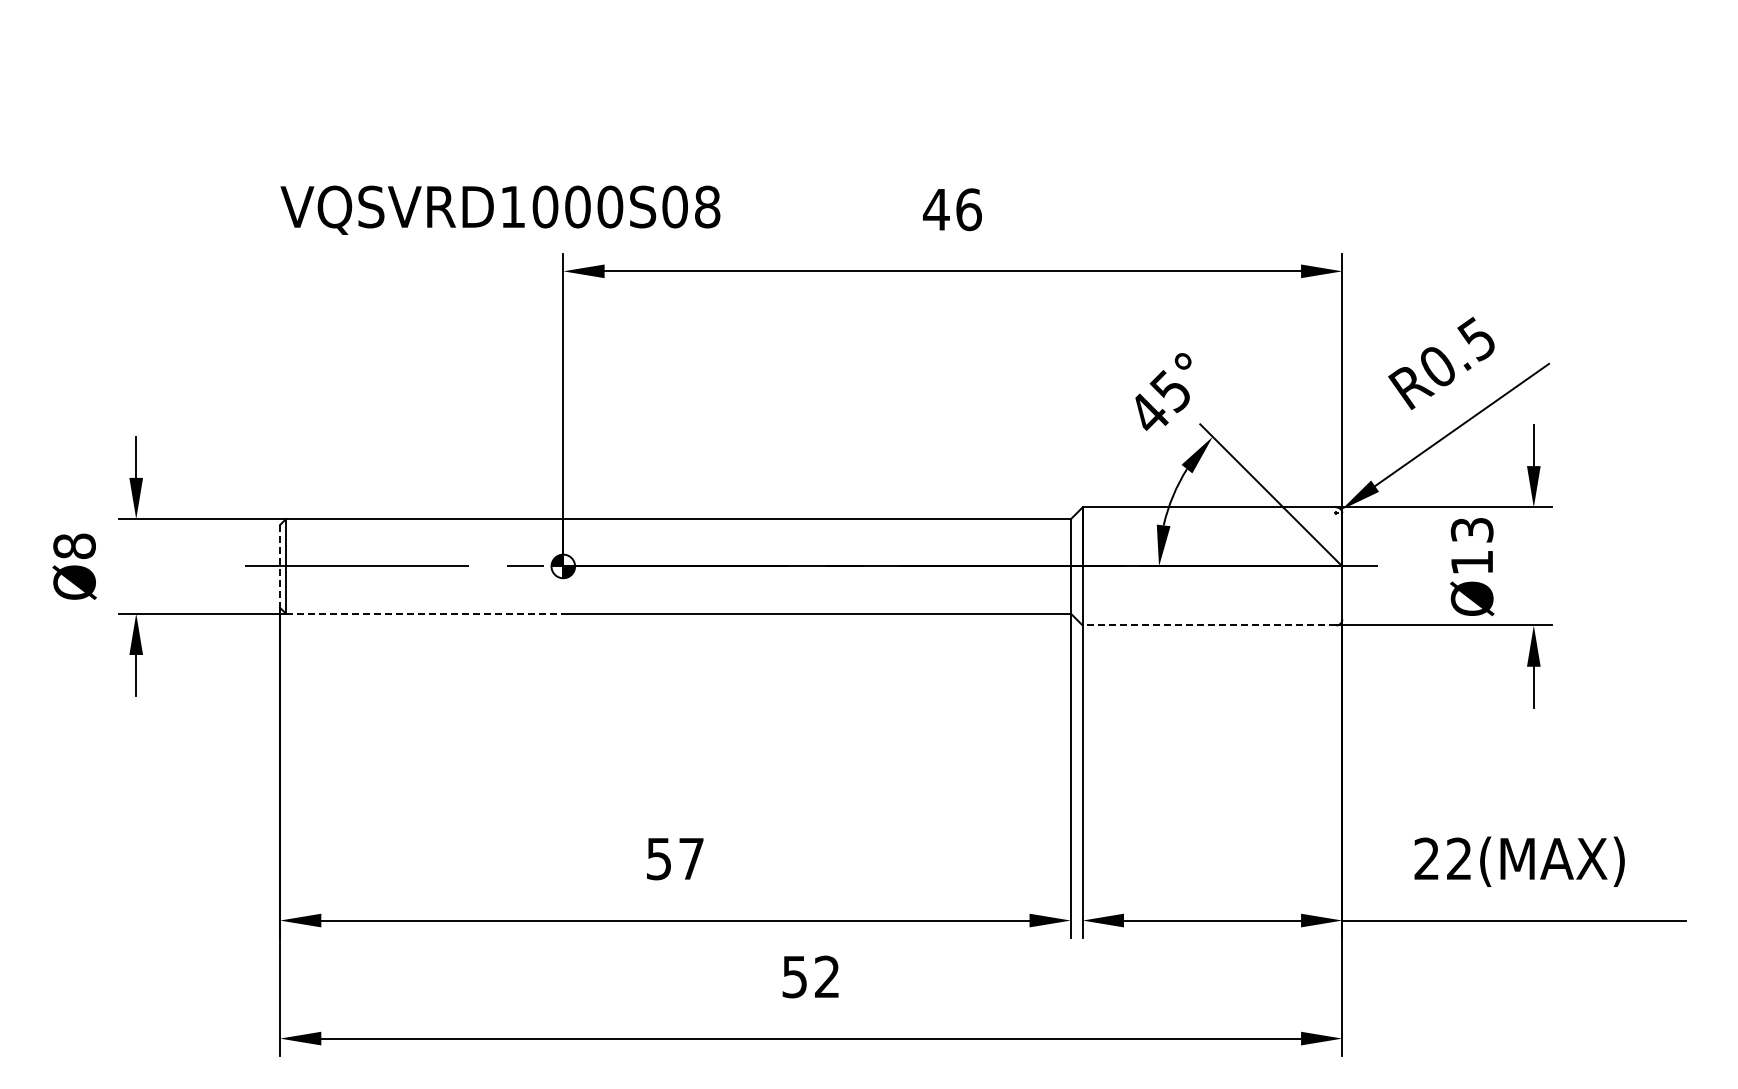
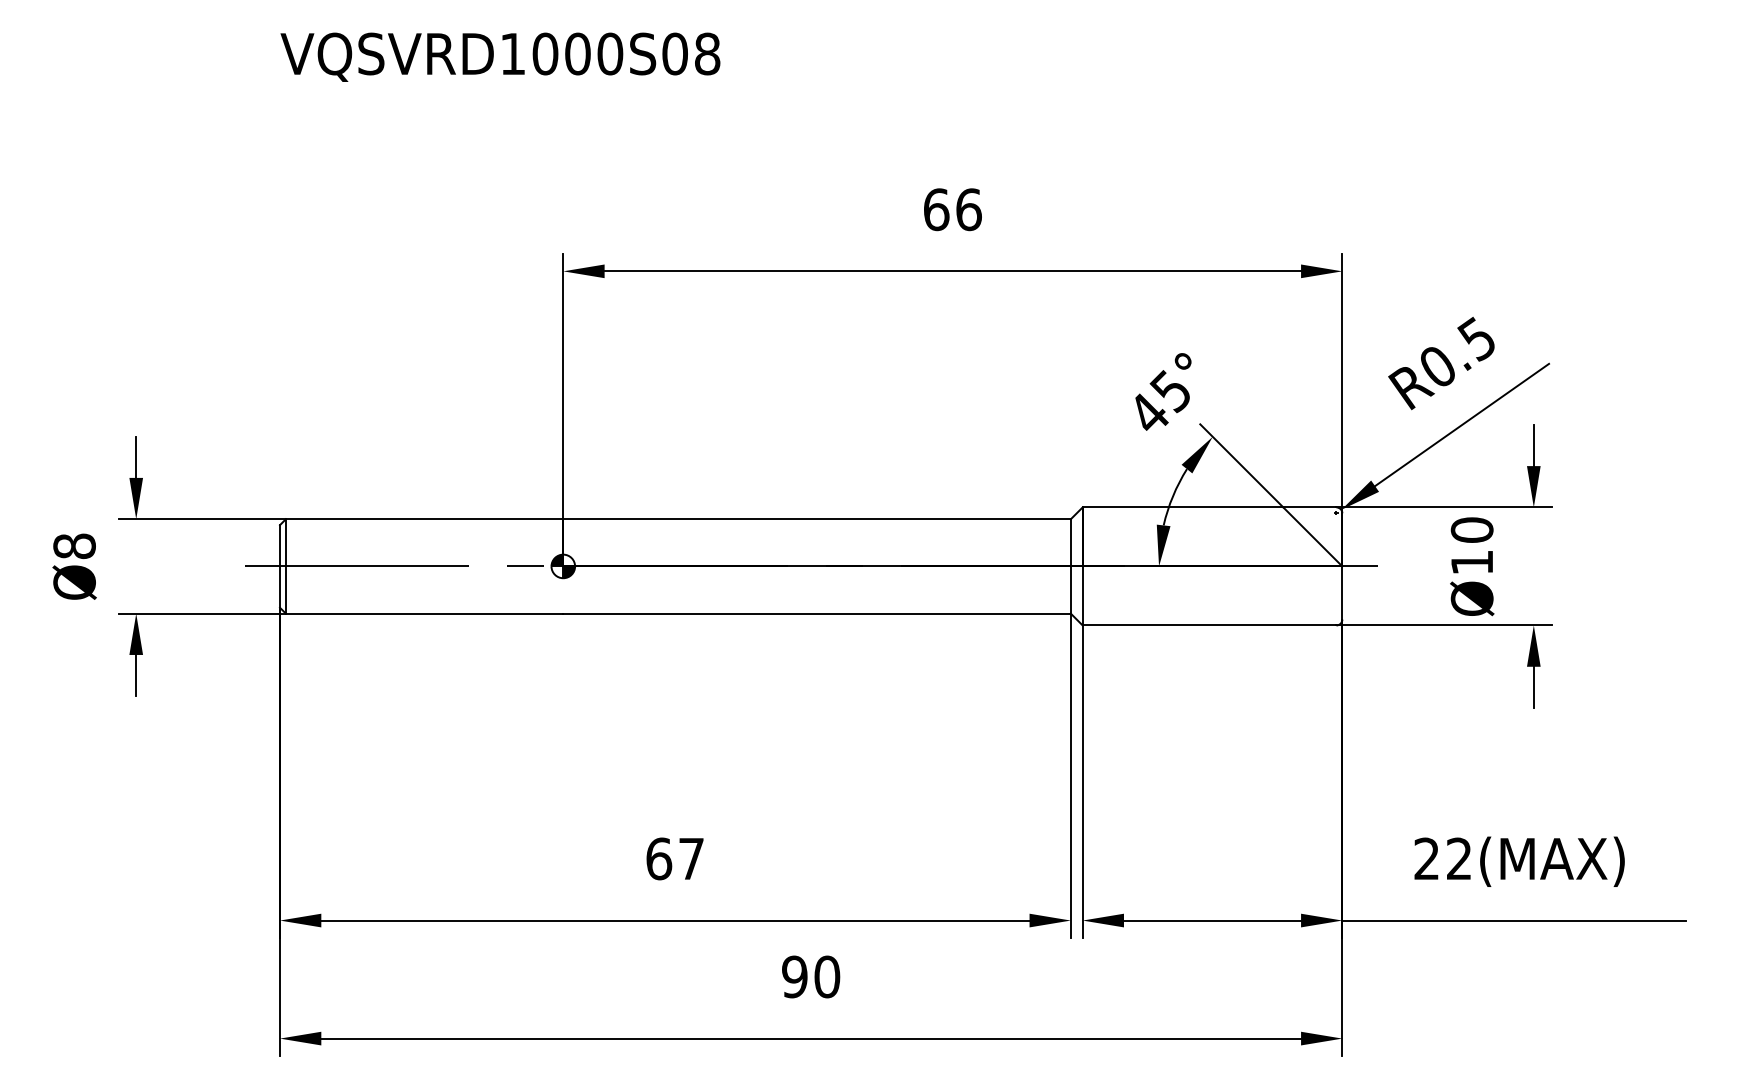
text position: (500, 209) -> (500, 56) (500, 56)
text: 46 -> 66 (935, 209)
text: Ø13 -> Ø10 (1471, 529)
line: dashed -> solid (280, 566)
line: dashed -> solid (424, 613)
line: dashed -> solid (1209, 625)
text: 57 -> 67 (659, 858)
text: 52 -> 90 (811, 976)
